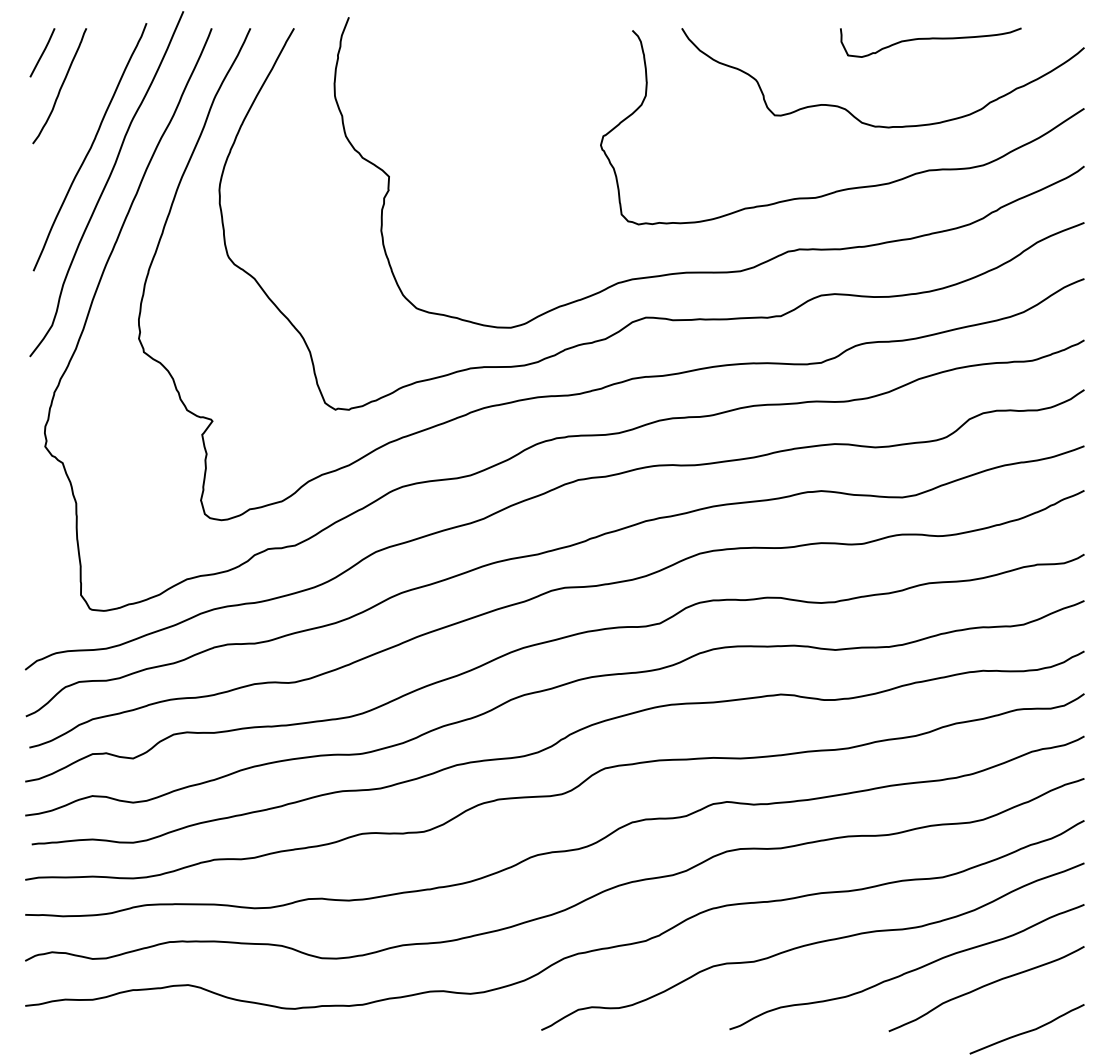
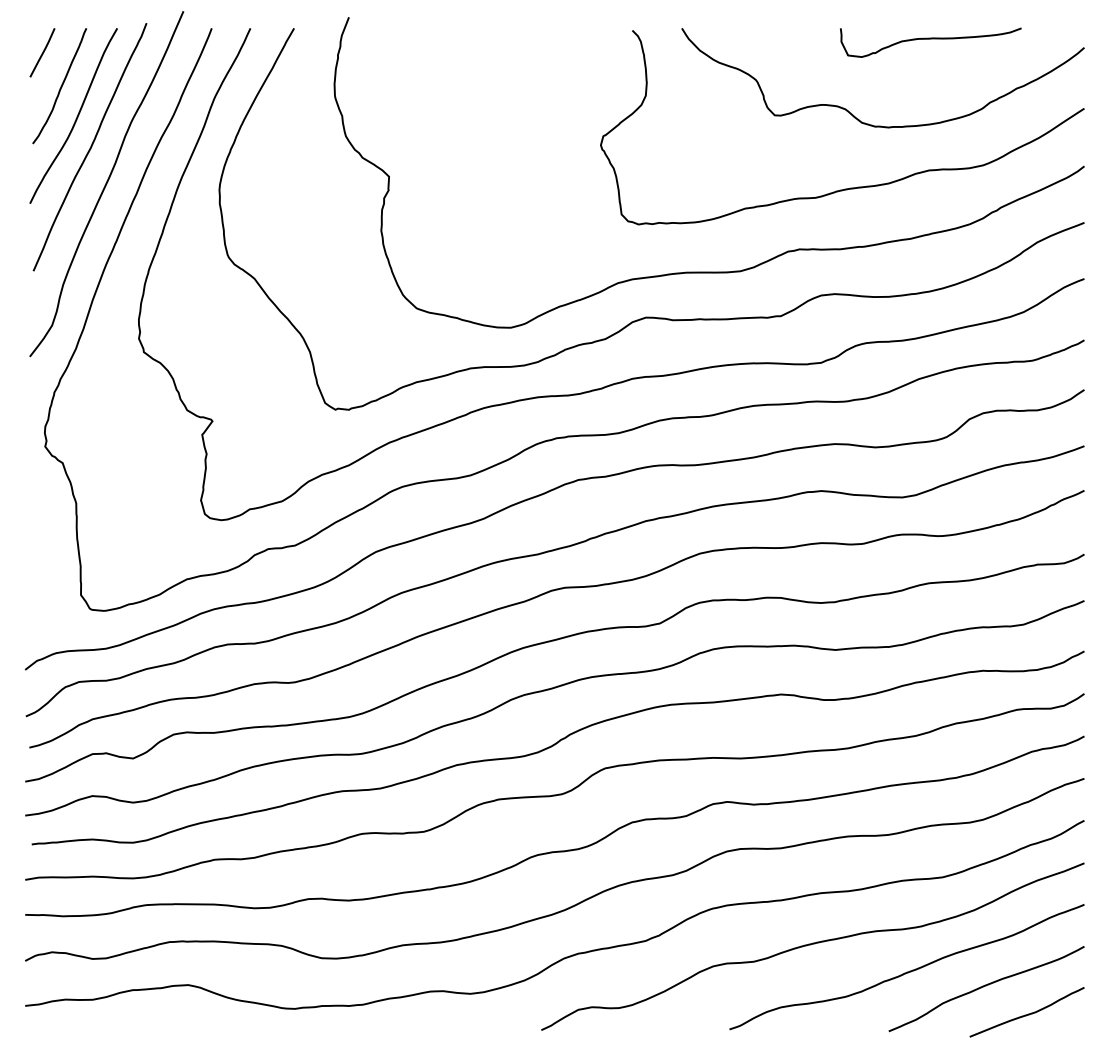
curve: none -> present (76, 116)
curve position: (1026, 1031) -> (1026, 1014) (1026, 1014)
